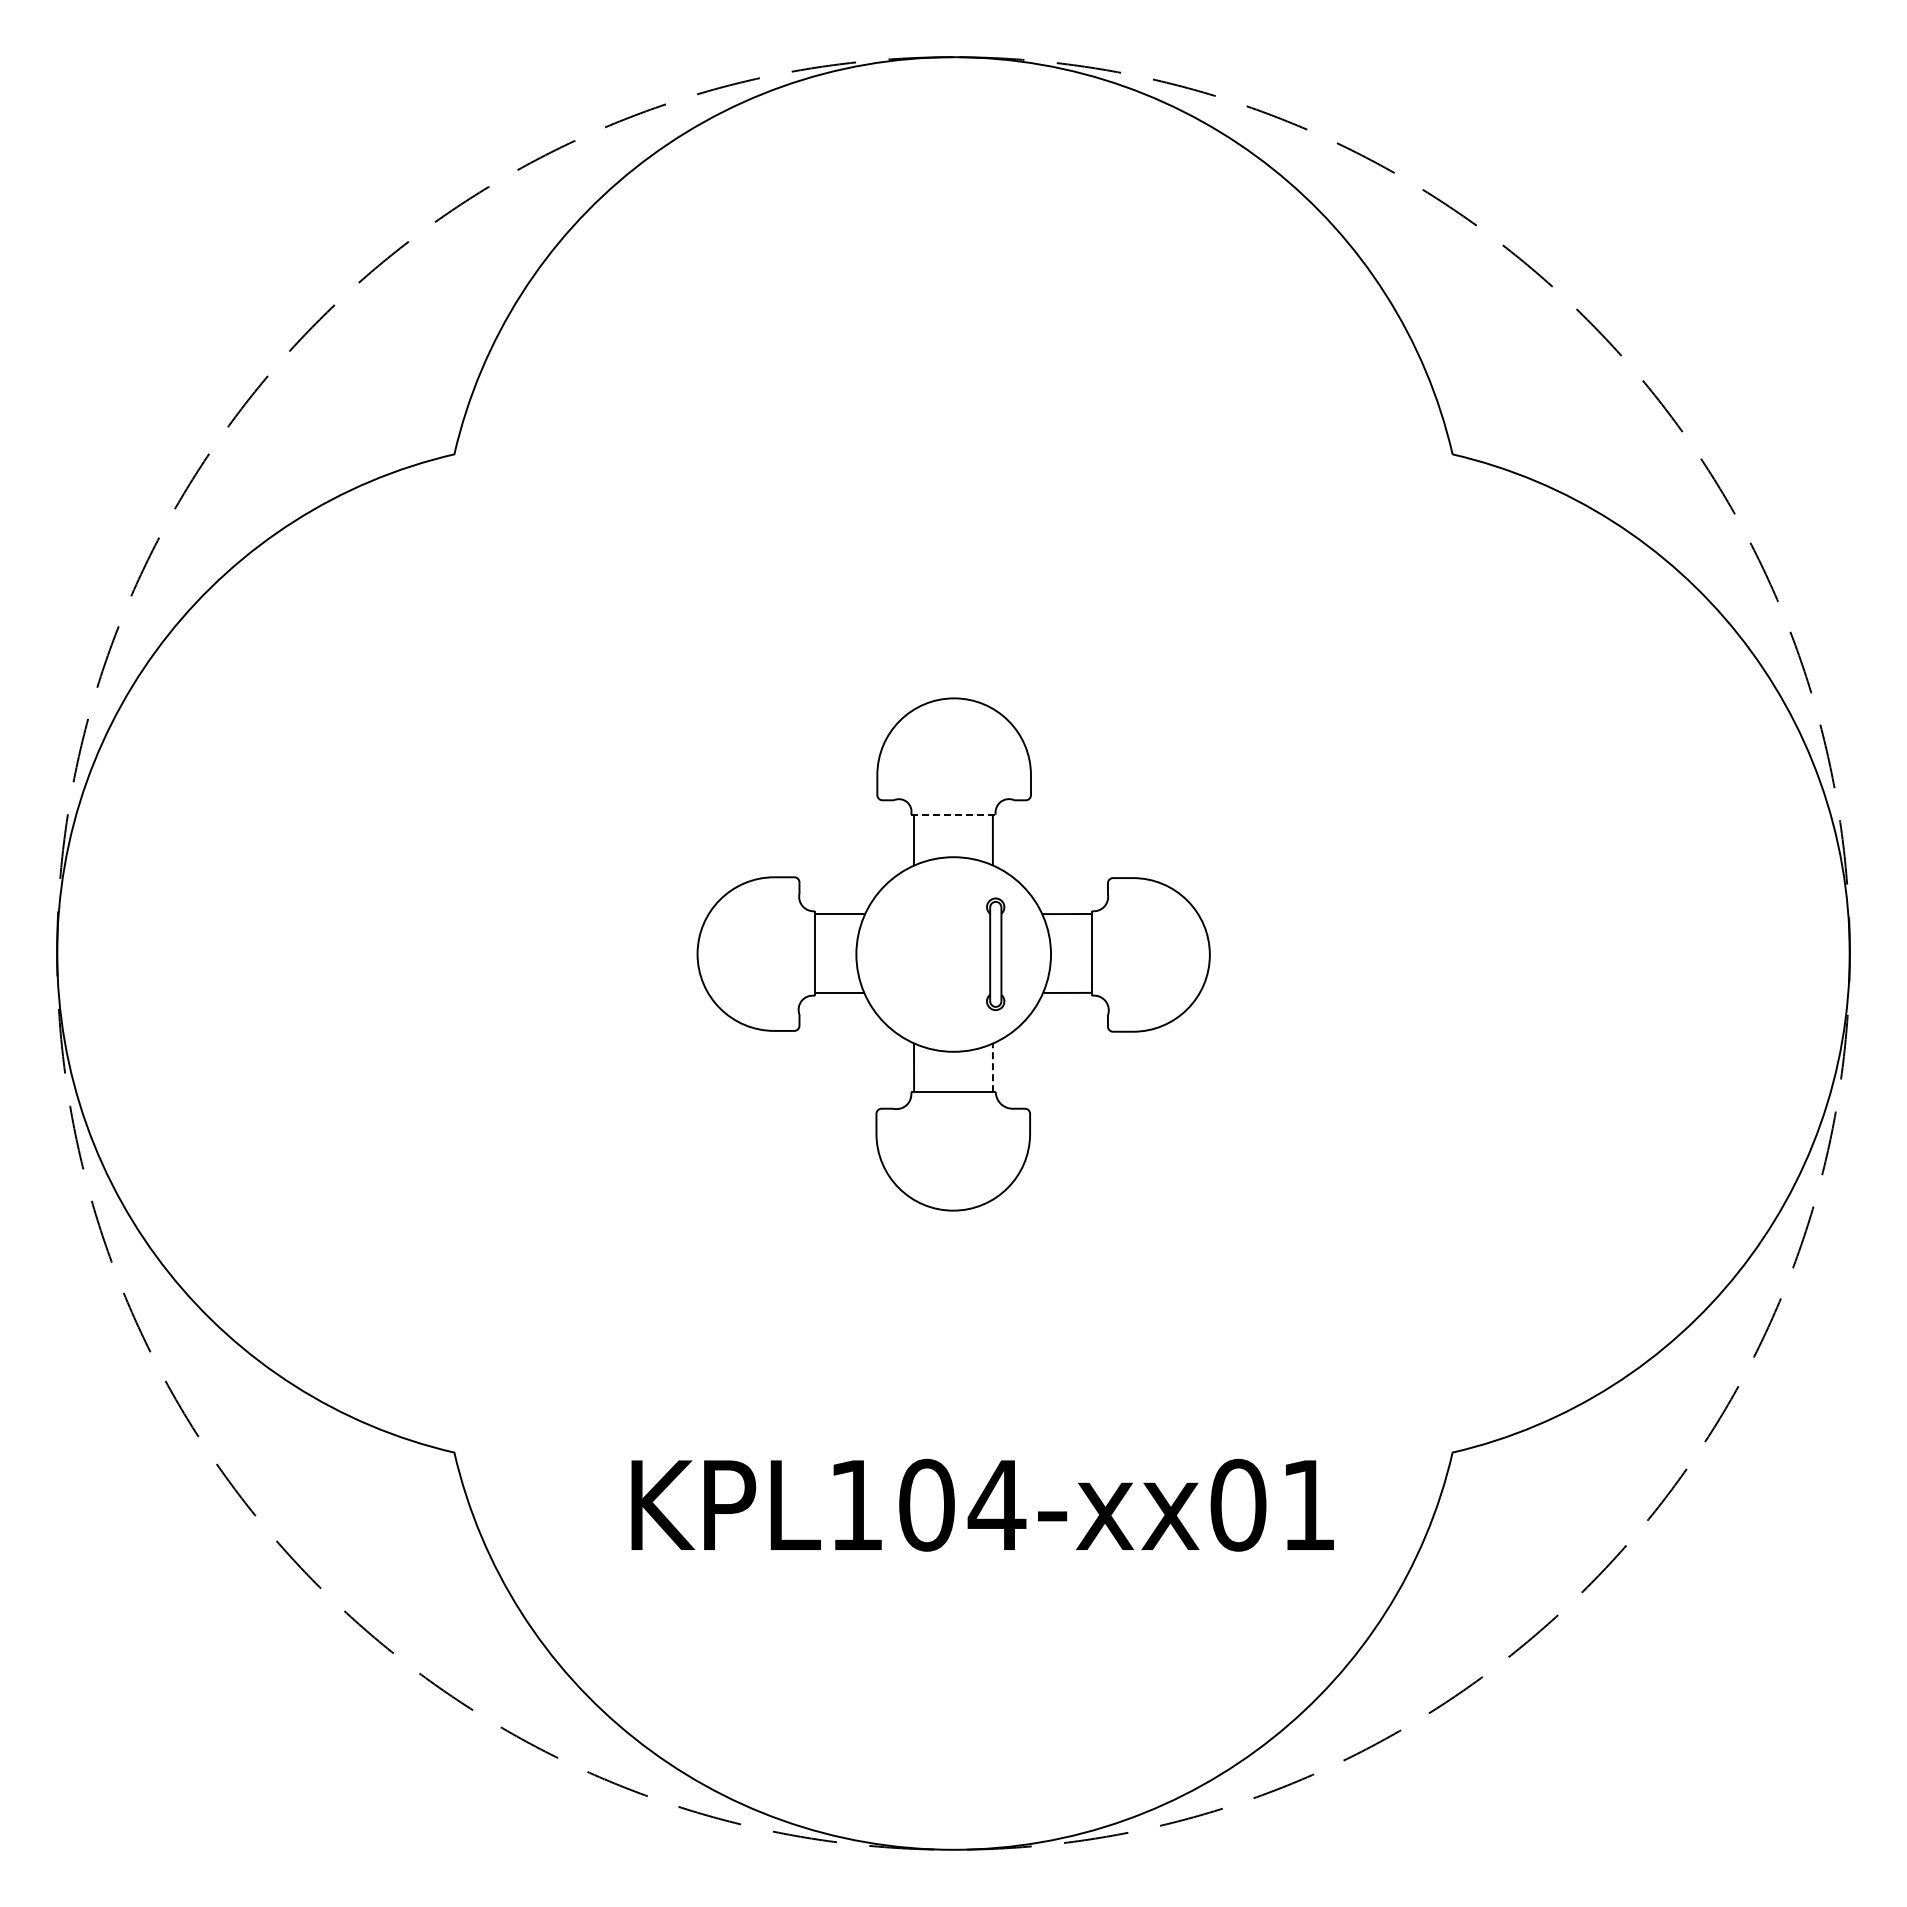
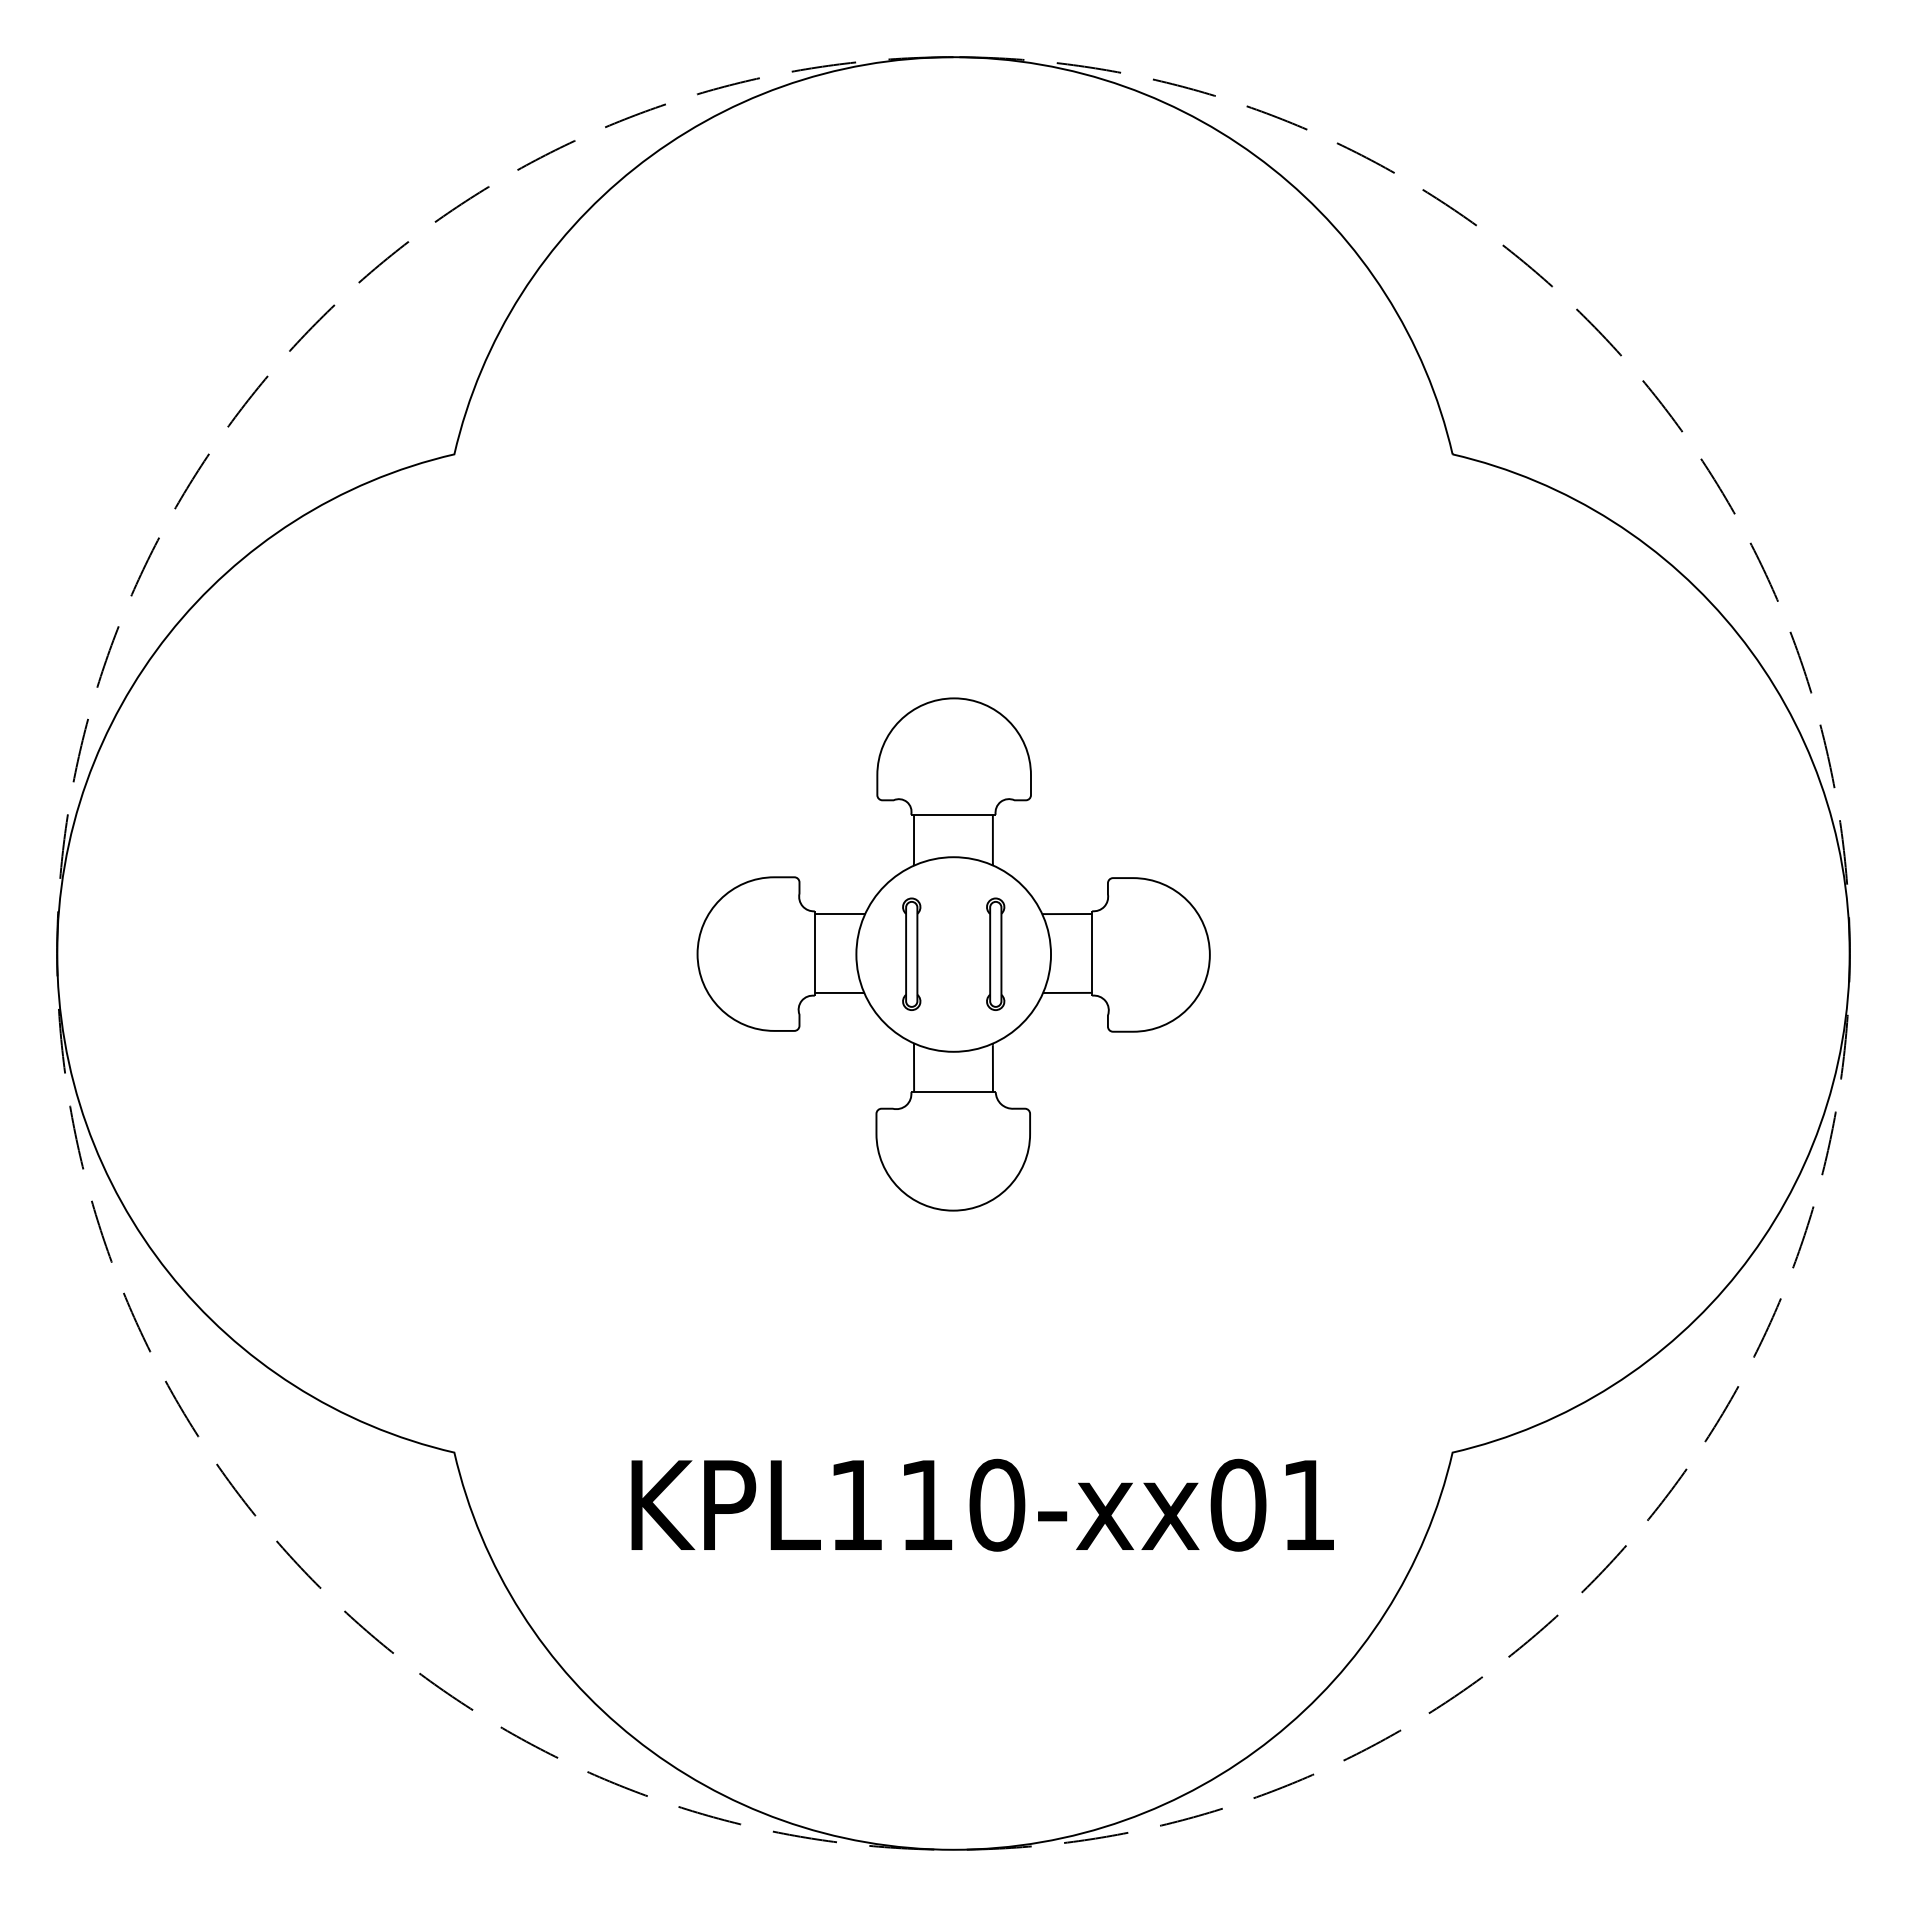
line: dashed -> solid (953, 814)
part: none -> present (911, 953)
line: dashed -> solid (992, 1068)
text: KPL104-xx01 -> KPL110-xx01 (962, 1504)
